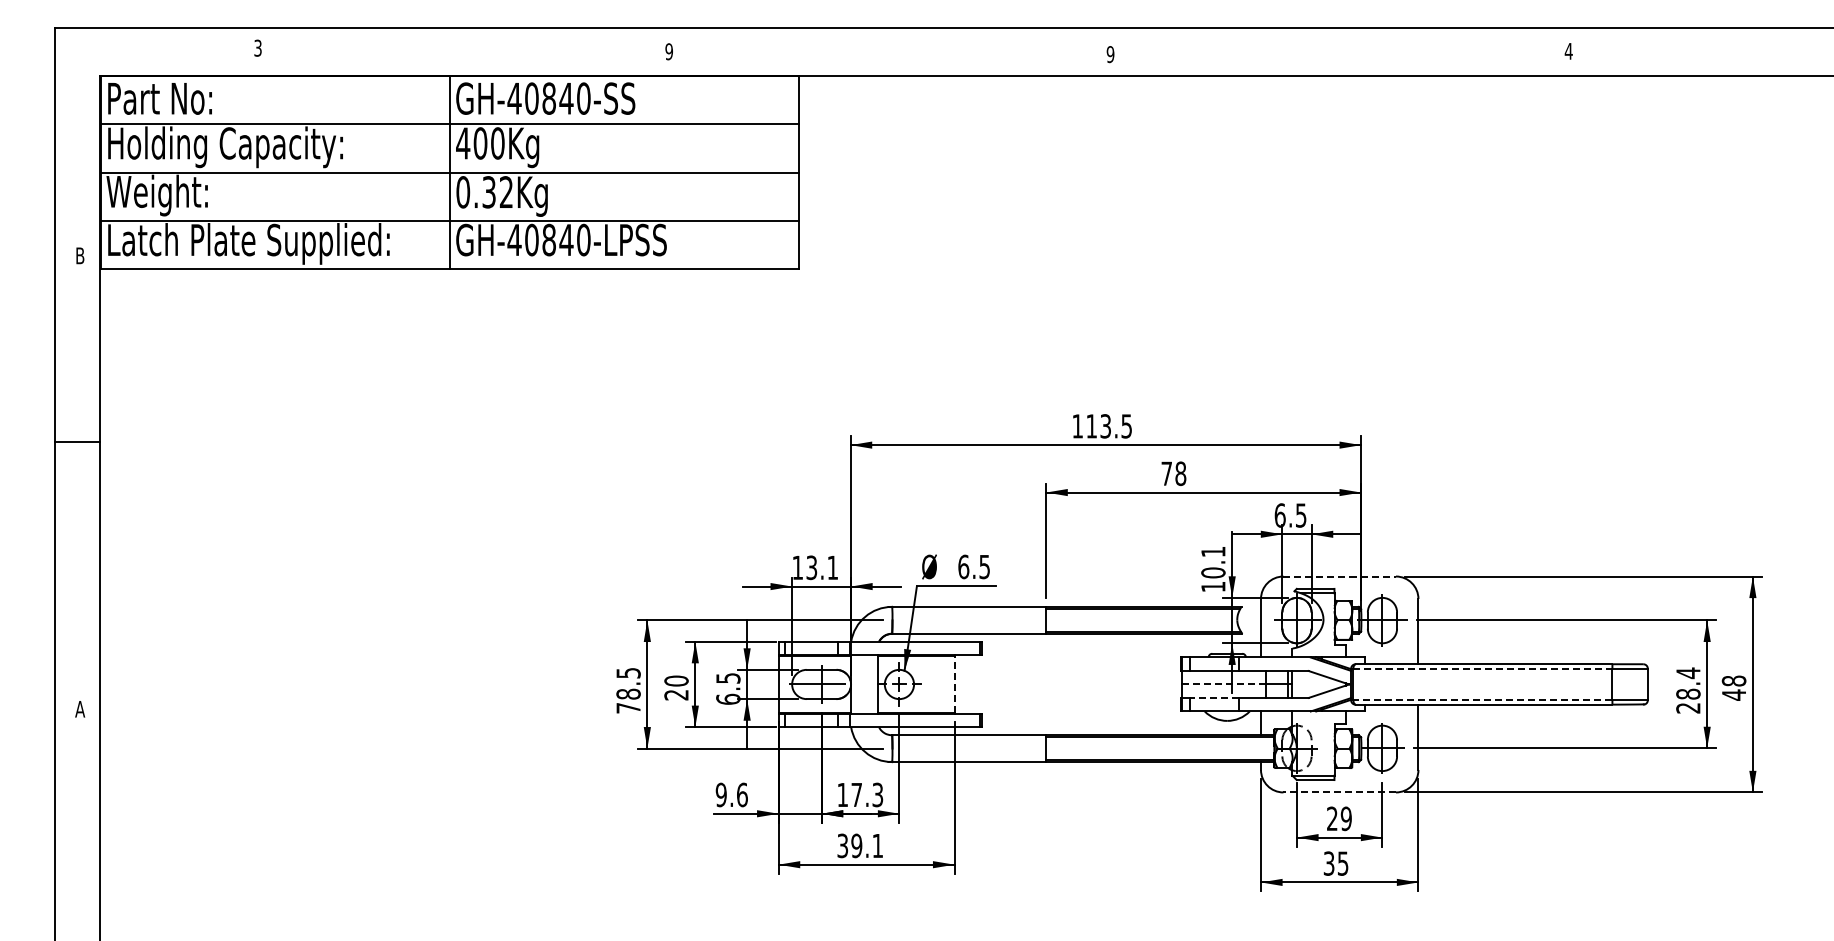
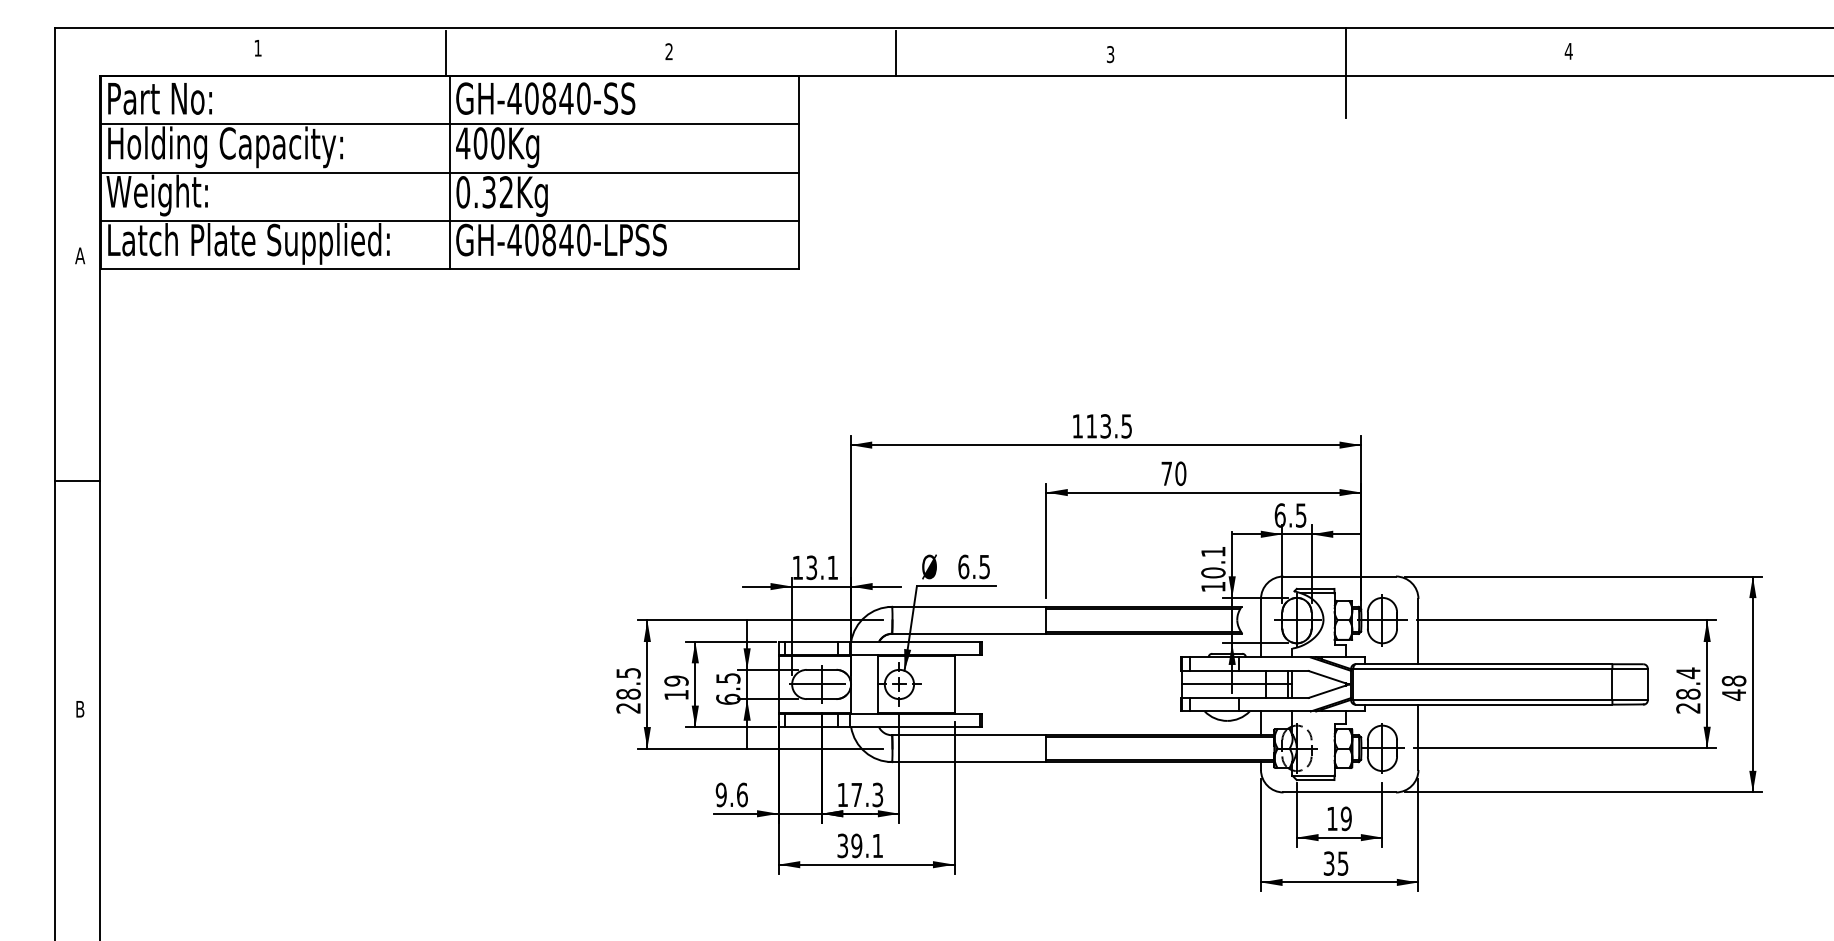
text: 3 -> 1 (257, 47)
text: 9 -> 2 (668, 51)
line: none -> present (446, 53)
line: none -> present (896, 53)
text: 9 -> 3 (1110, 54)
line: none -> present (1346, 73)
text: B -> A (80, 255)
line position: (77, 441) -> (77, 480) (77, 480)
text: 78 -> 70 (1180, 473)
line: dashed -> solid (1340, 576)
line: dashed -> solid (1482, 668)
line: dashed -> solid (954, 684)
line: dashed -> solid (1224, 684)
text: 20 -> 19 (676, 687)
line: dashed -> solid (1214, 697)
line: dashed -> solid (1482, 700)
text: 78.5 -> 28.5 (628, 708)
text: A -> B (80, 709)
line: dashed -> solid (1339, 792)
text: 29 -> 19 (1332, 818)
